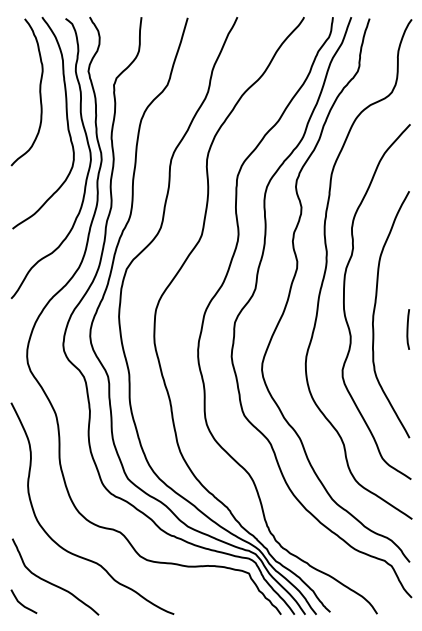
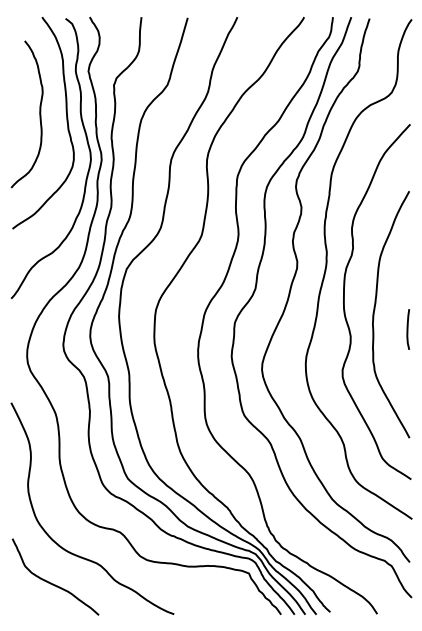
curve position: (39, 92) -> (39, 114) (39, 114)
curve: present -> none (22, 603)
